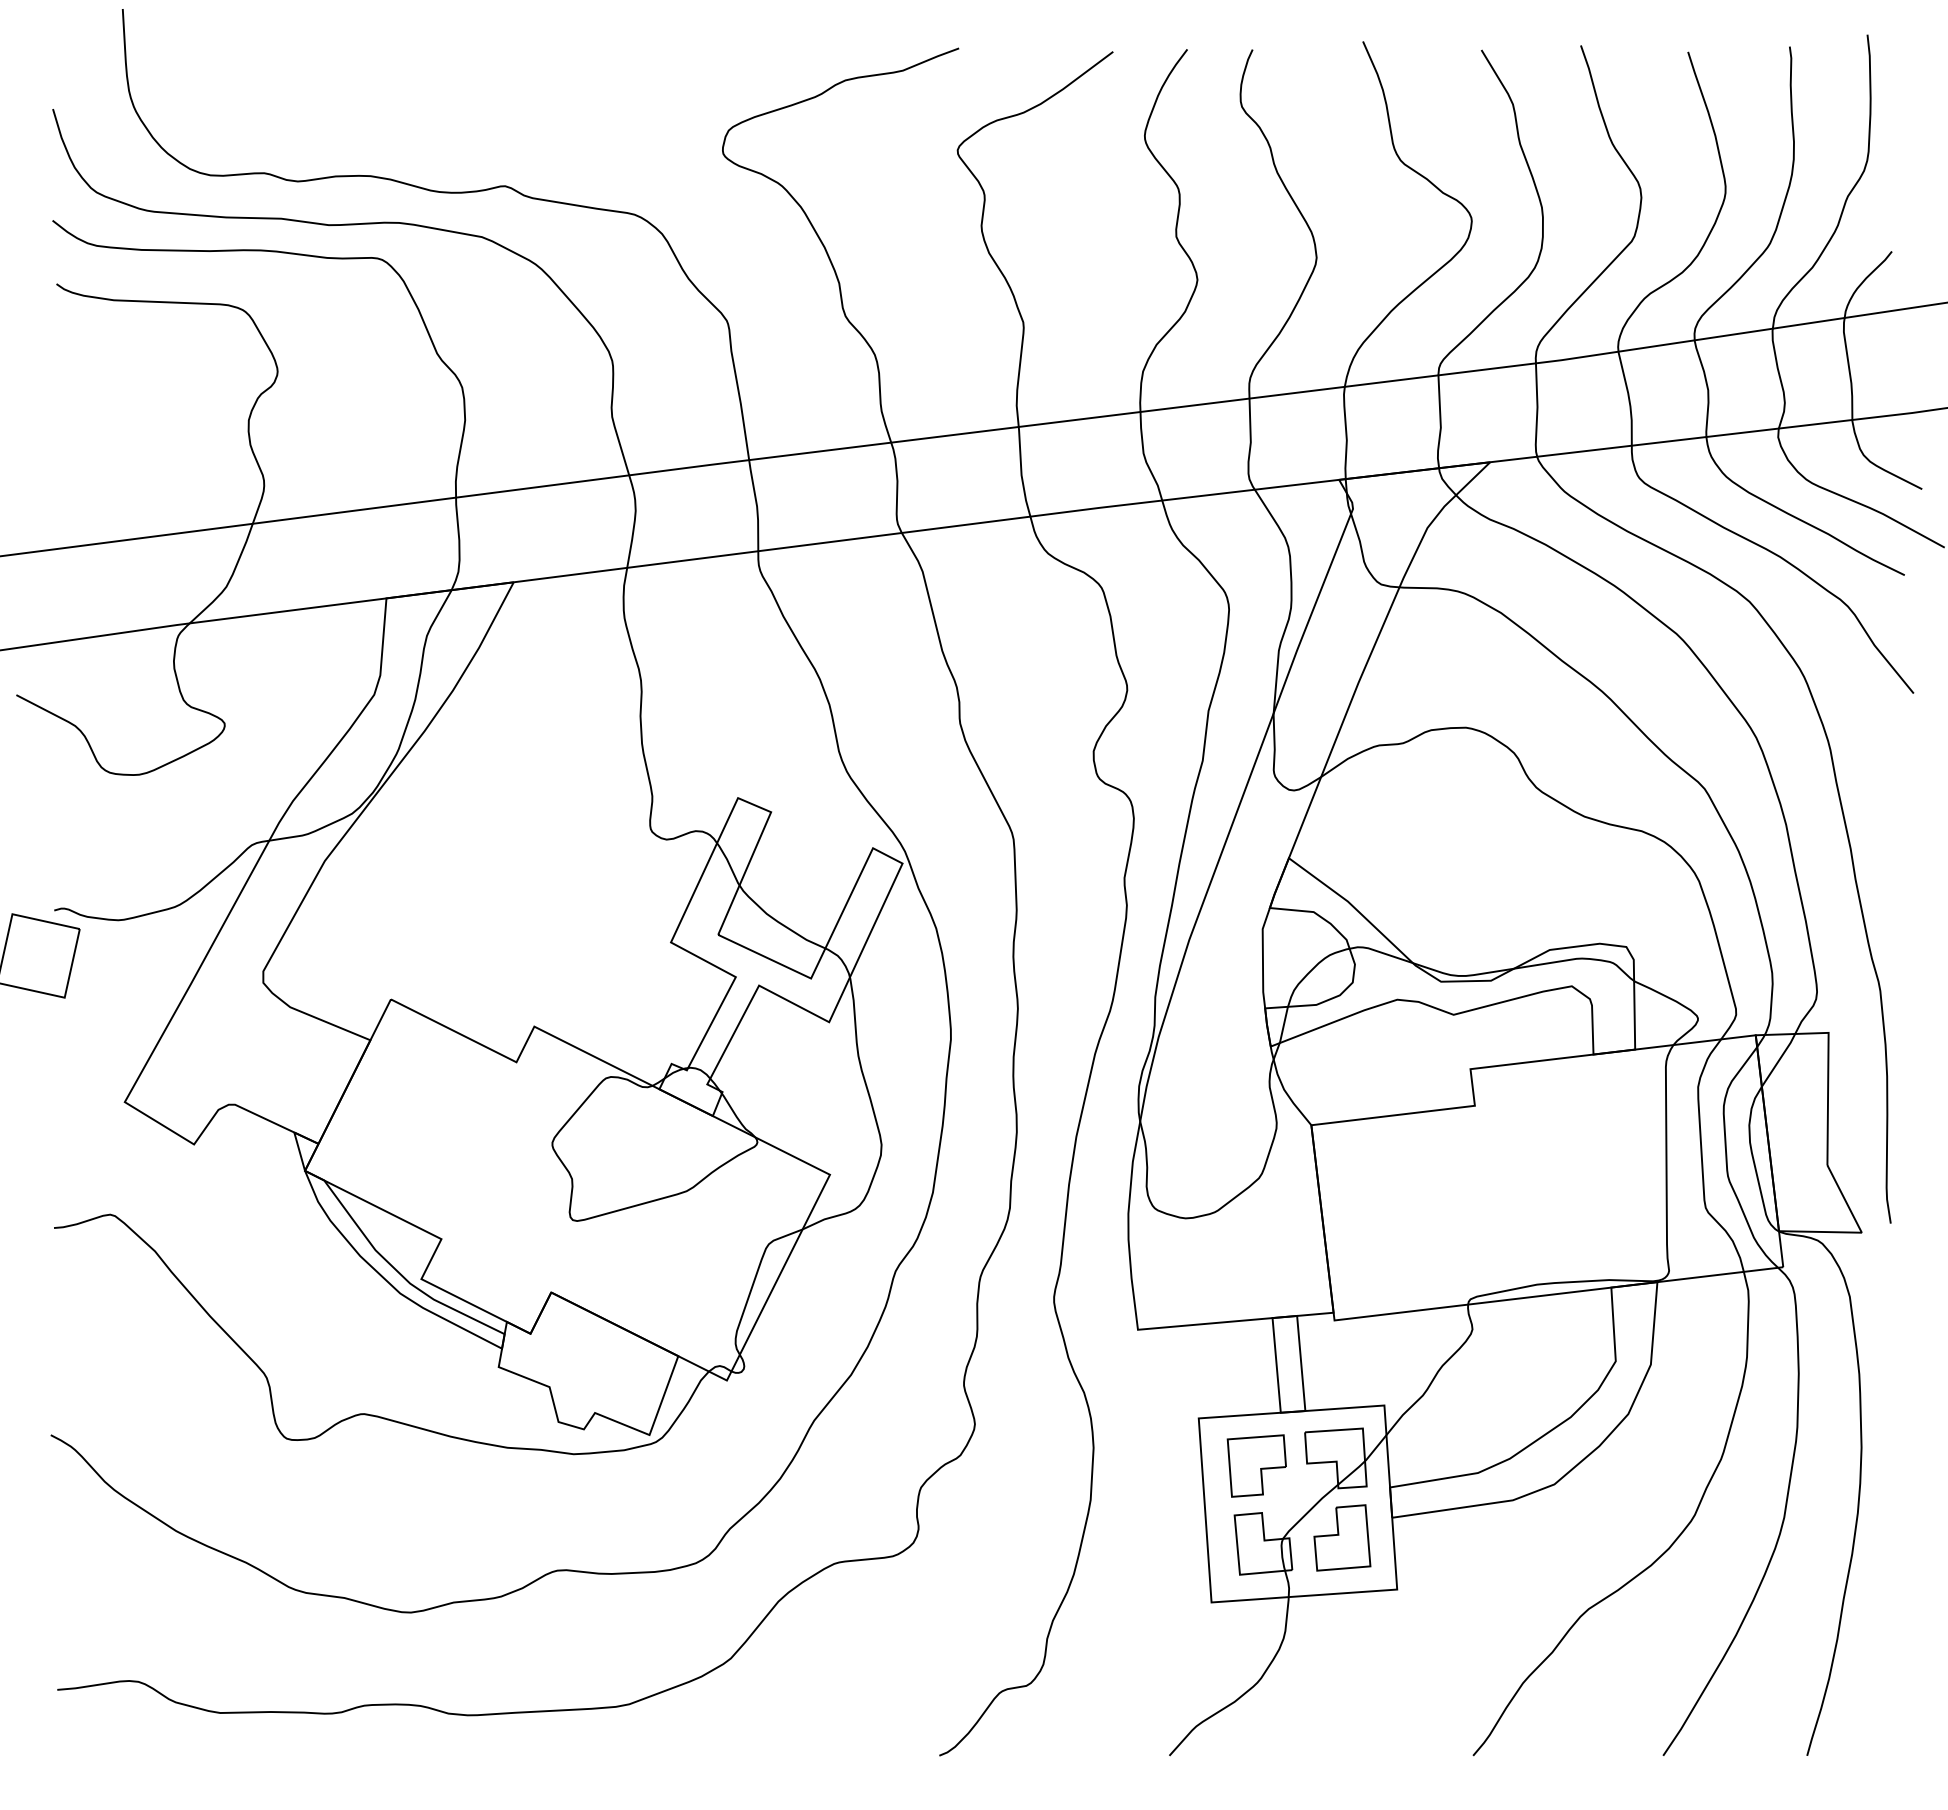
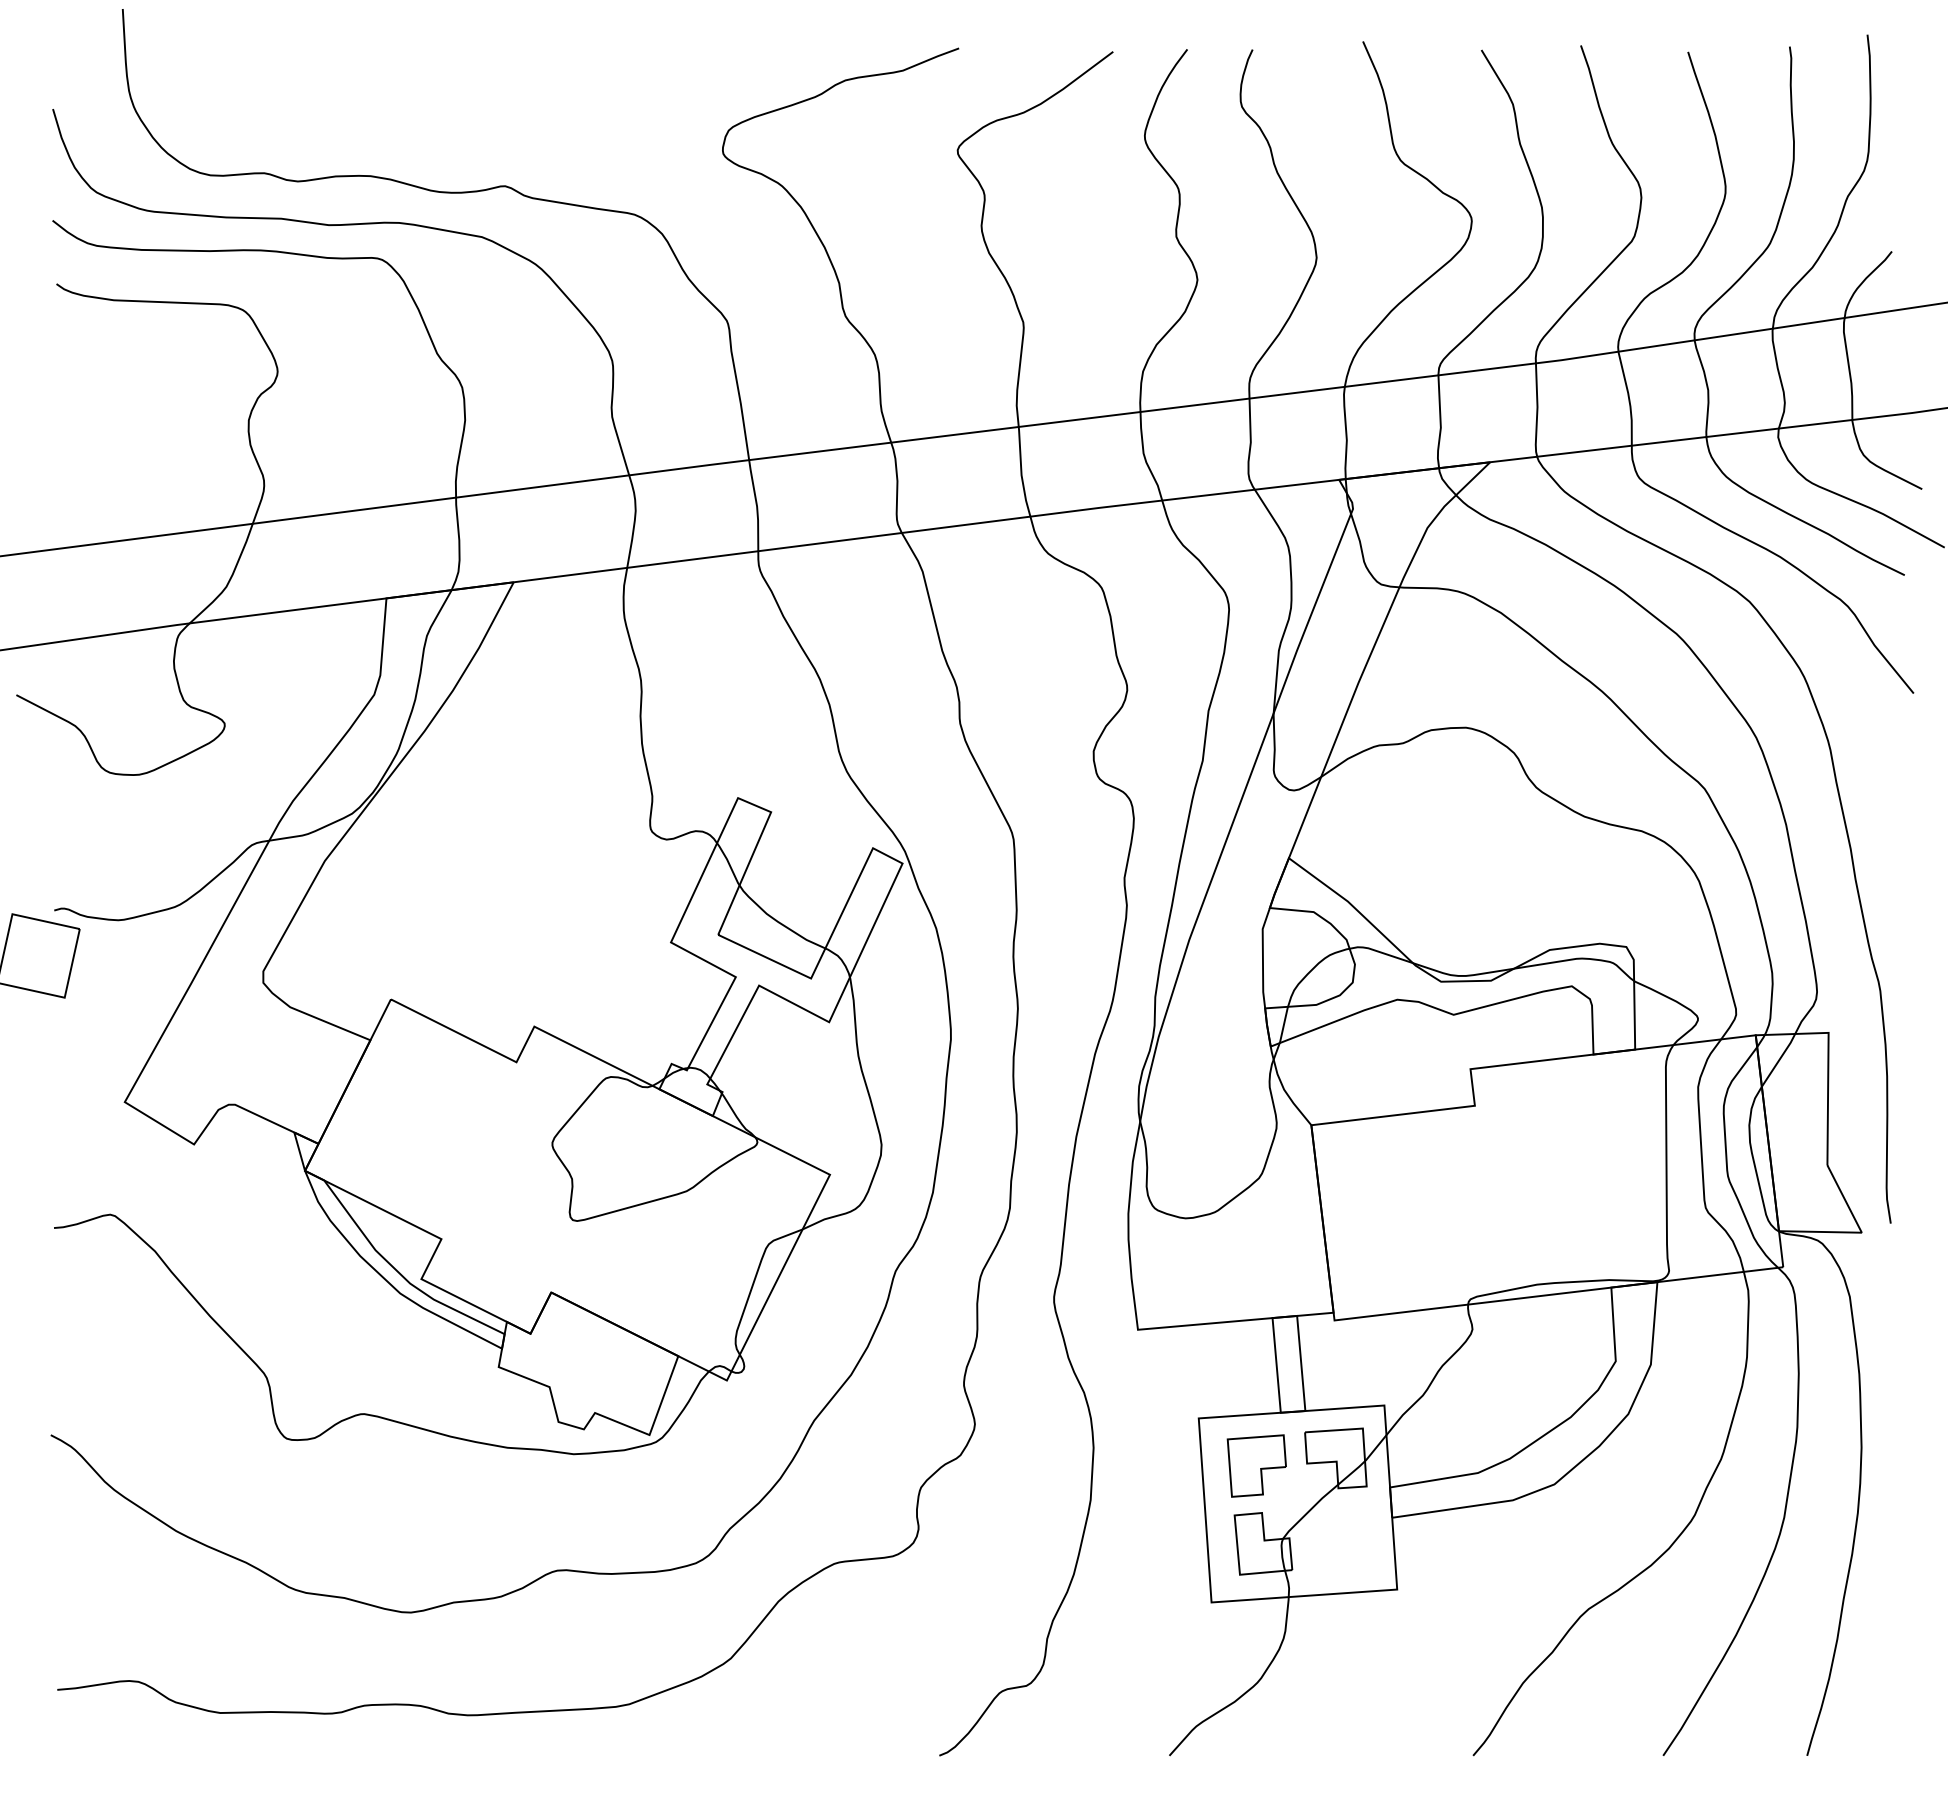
part: present -> none (1342, 1537)
